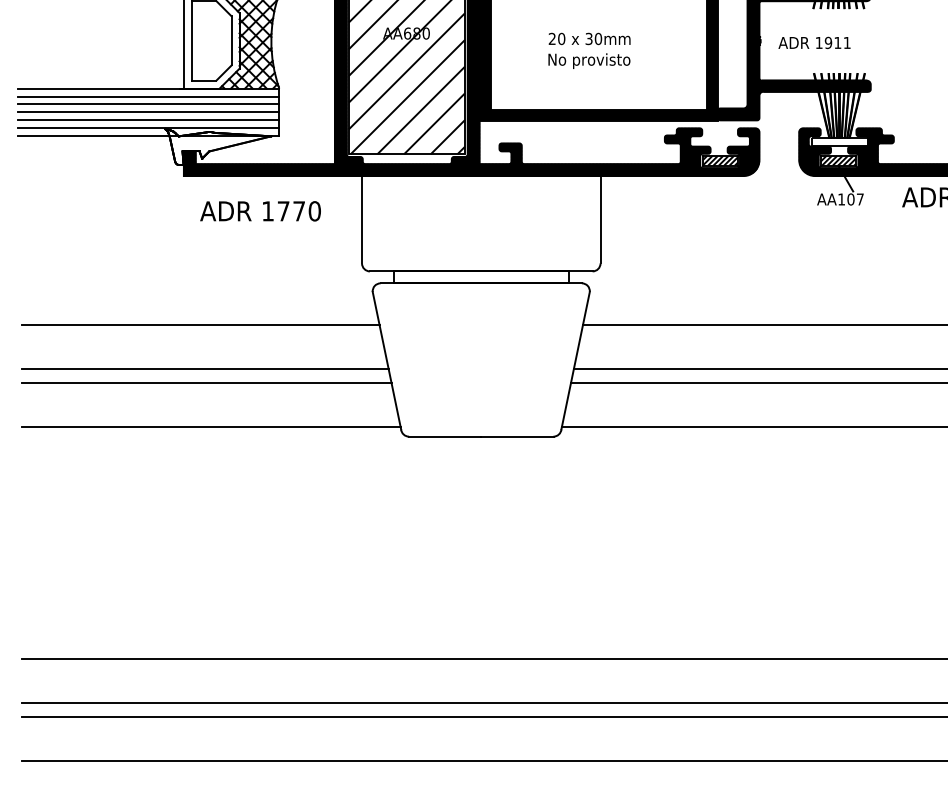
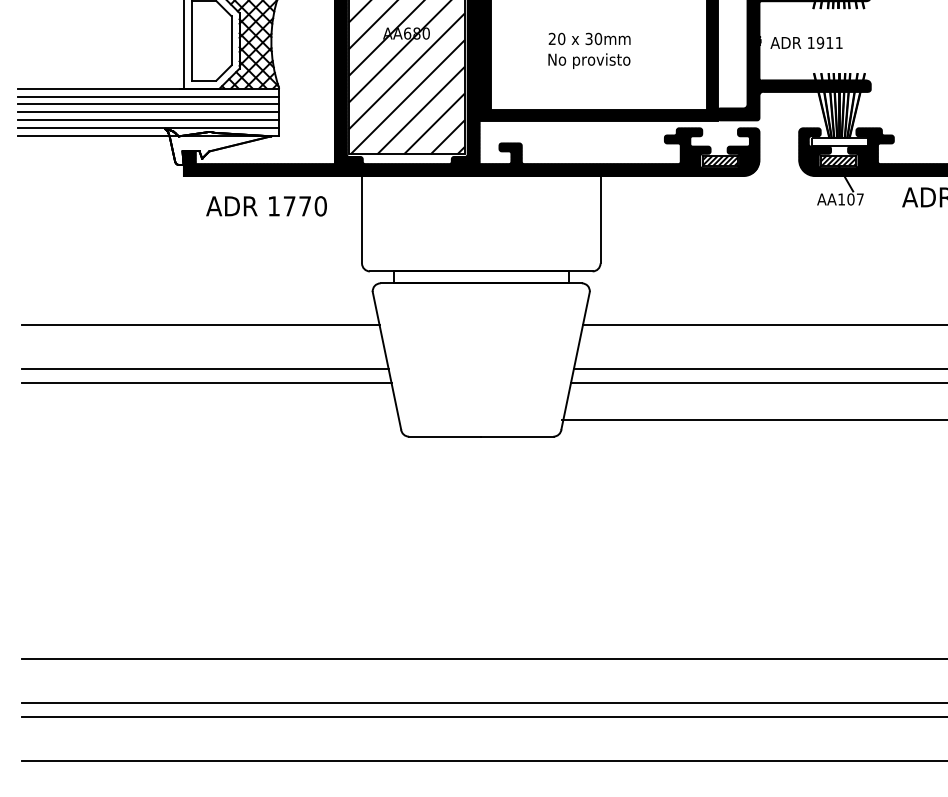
text position: (814, 42) -> (806, 42) (806, 42)
text position: (260, 211) -> (266, 206) (266, 206)
line: present -> none (211, 426)
line position: (752, 426) -> (752, 419) (752, 419)
